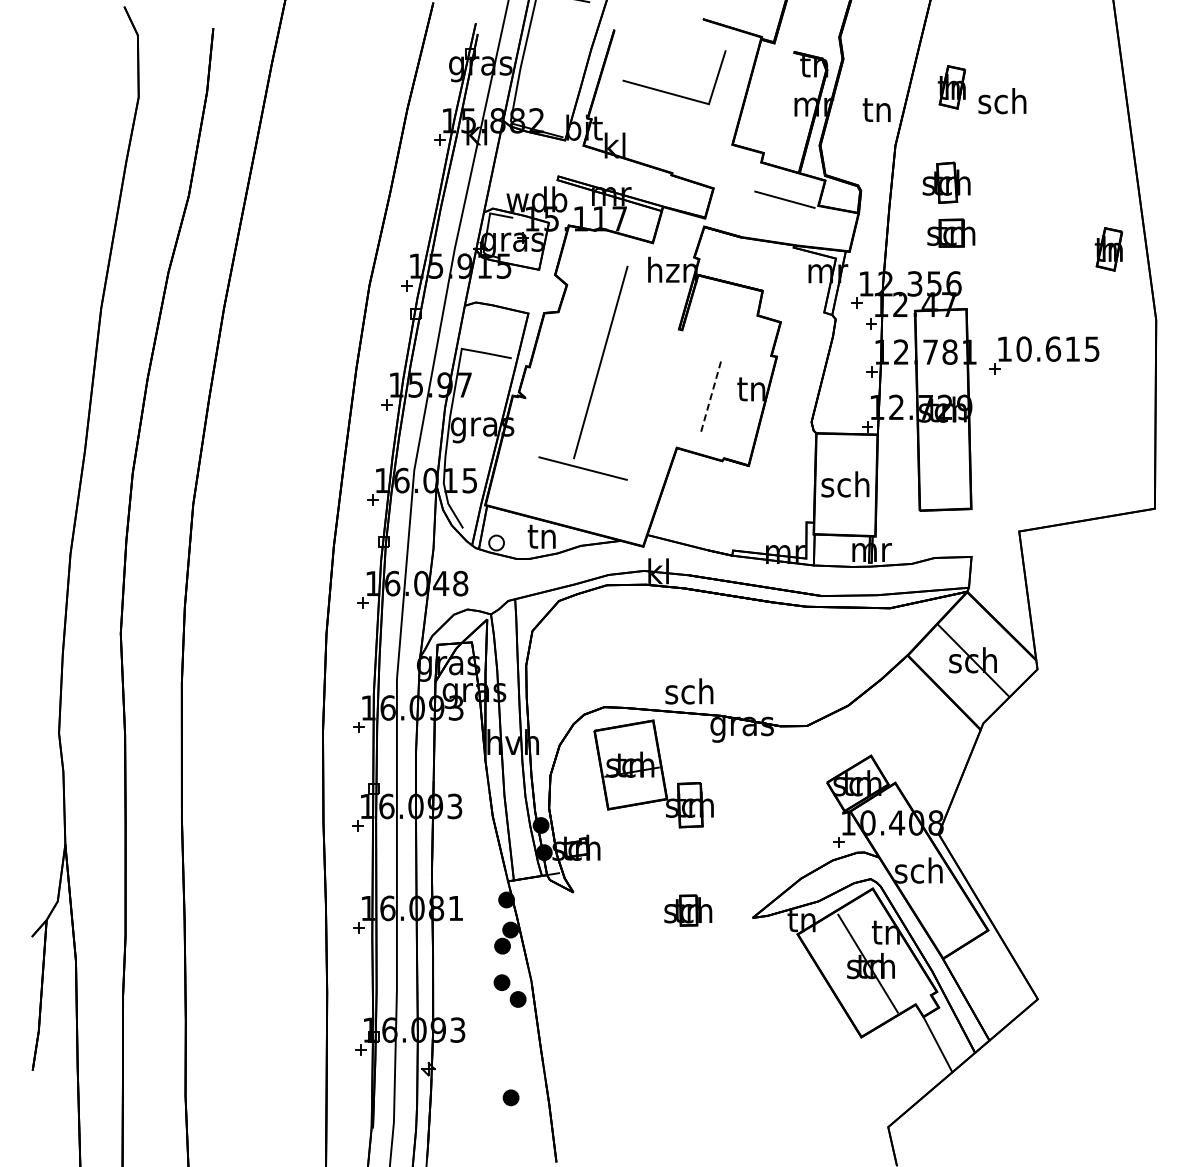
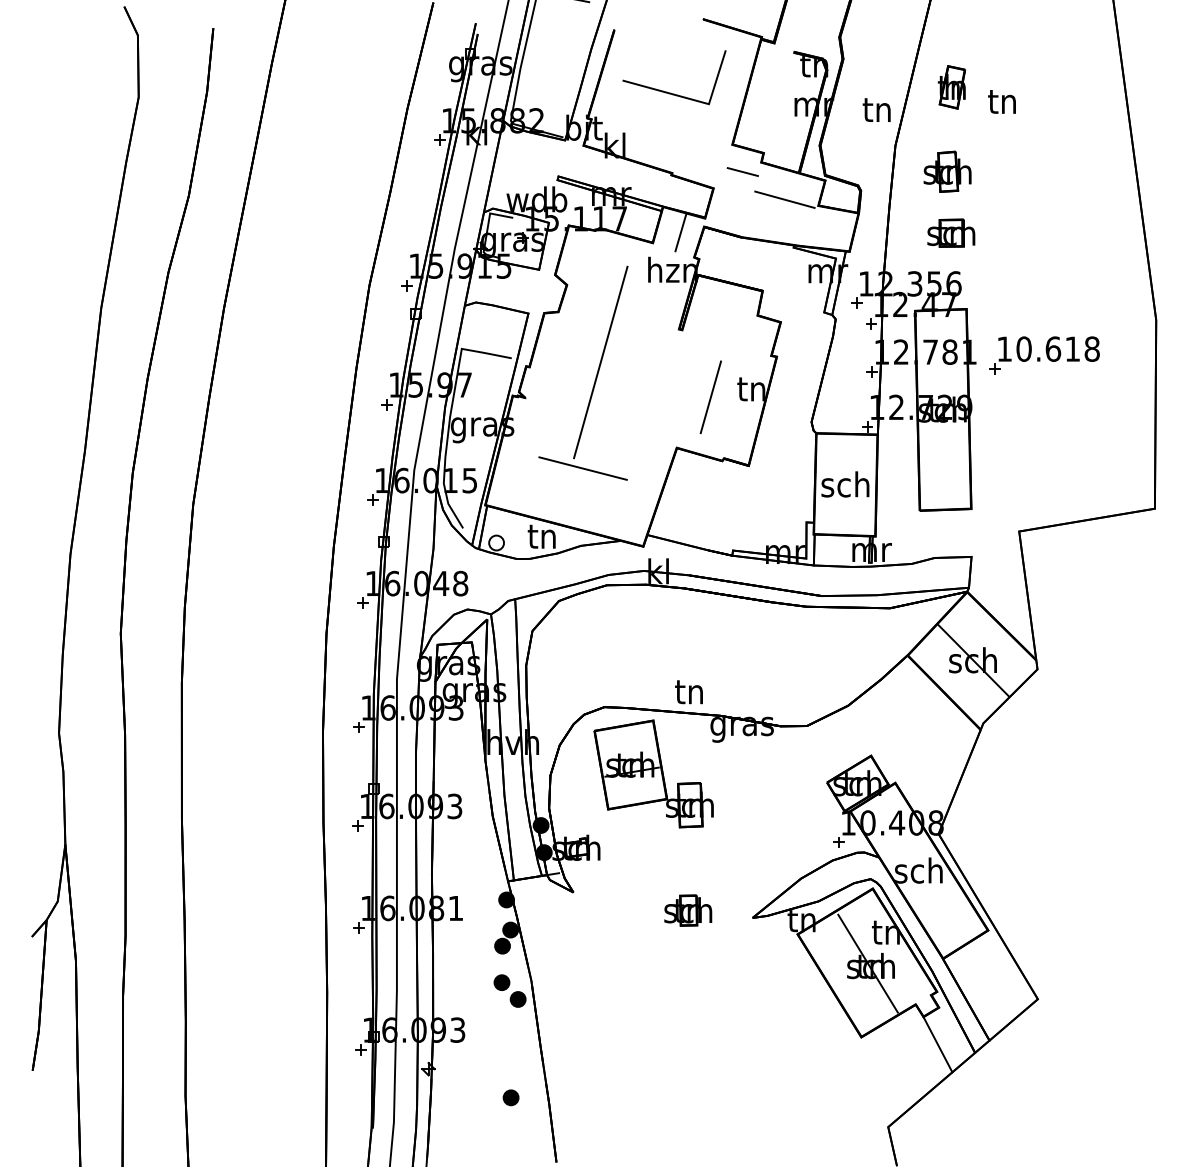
text: sch -> tn (1002, 101)
line: none -> present (742, 172)
part position: (946, 182) -> (947, 171) (947, 171)
line: none -> present (680, 232)
part: present -> none (1108, 249)
text: 10.615 -> 10.618 (1091, 348)
line: dashed -> solid (710, 397)
text: sch -> tn (689, 691)
